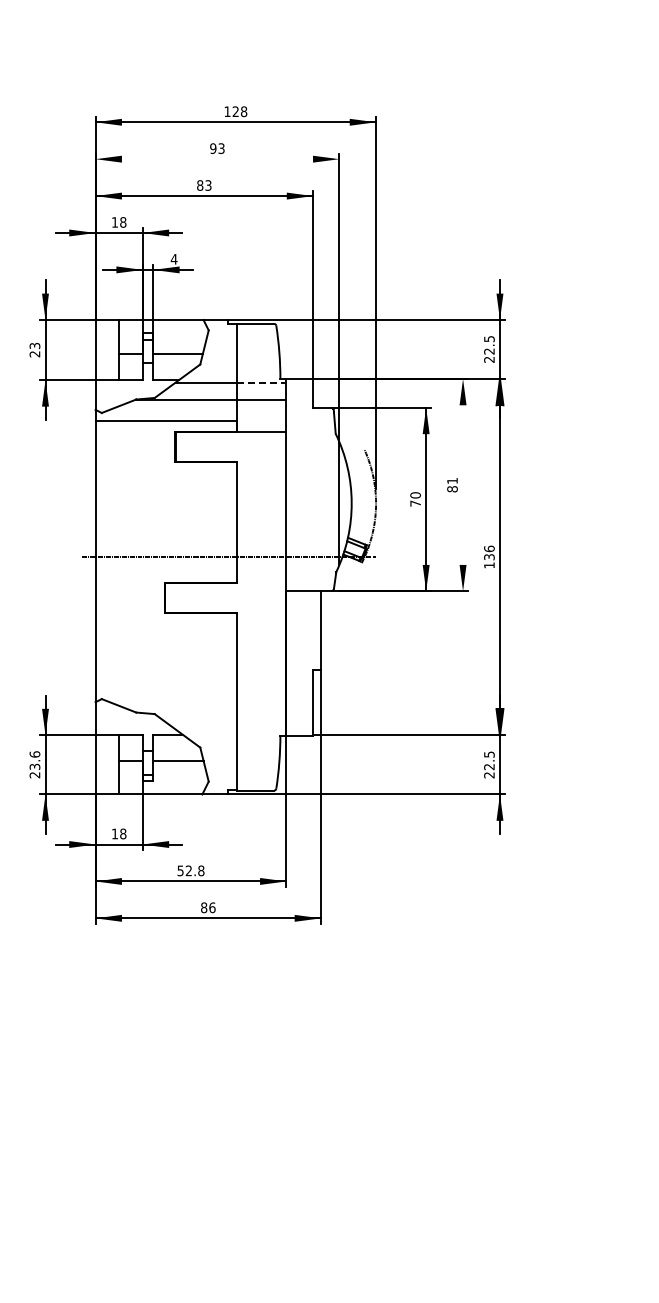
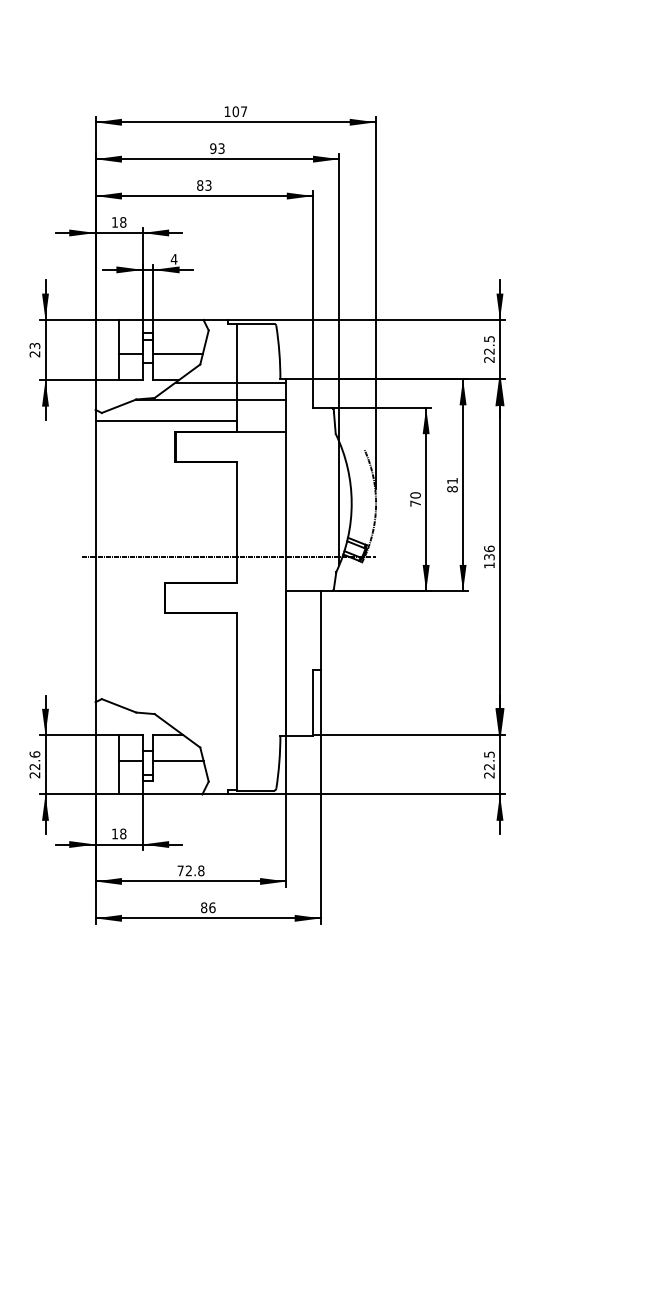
text: 128 -> 107 (239, 111)
line: none -> present (217, 159)
line: dashed -> solid (262, 383)
line: none -> present (463, 484)
text: 23.6 -> 22.6 (35, 766)
text: 52.8 -> 72.8 (180, 870)
